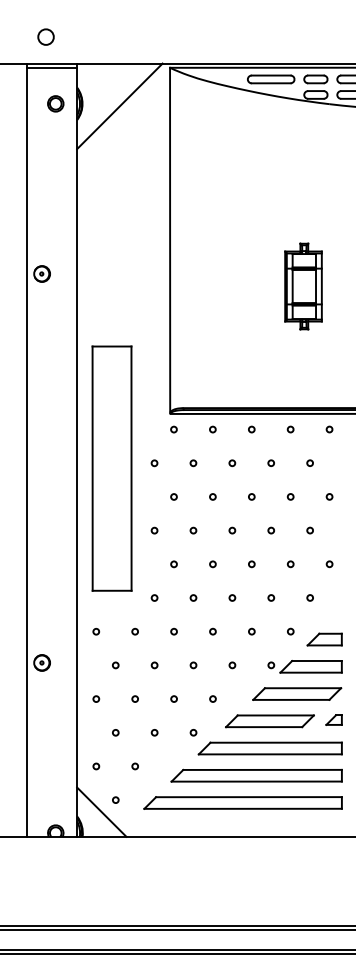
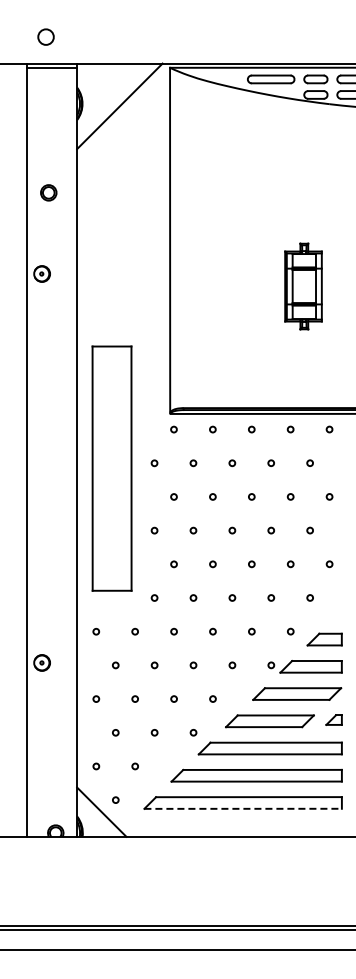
part position: (55, 103) -> (48, 192) (48, 192)
line: solid -> dashed (243, 808)
line: present -> none (177, 953)
